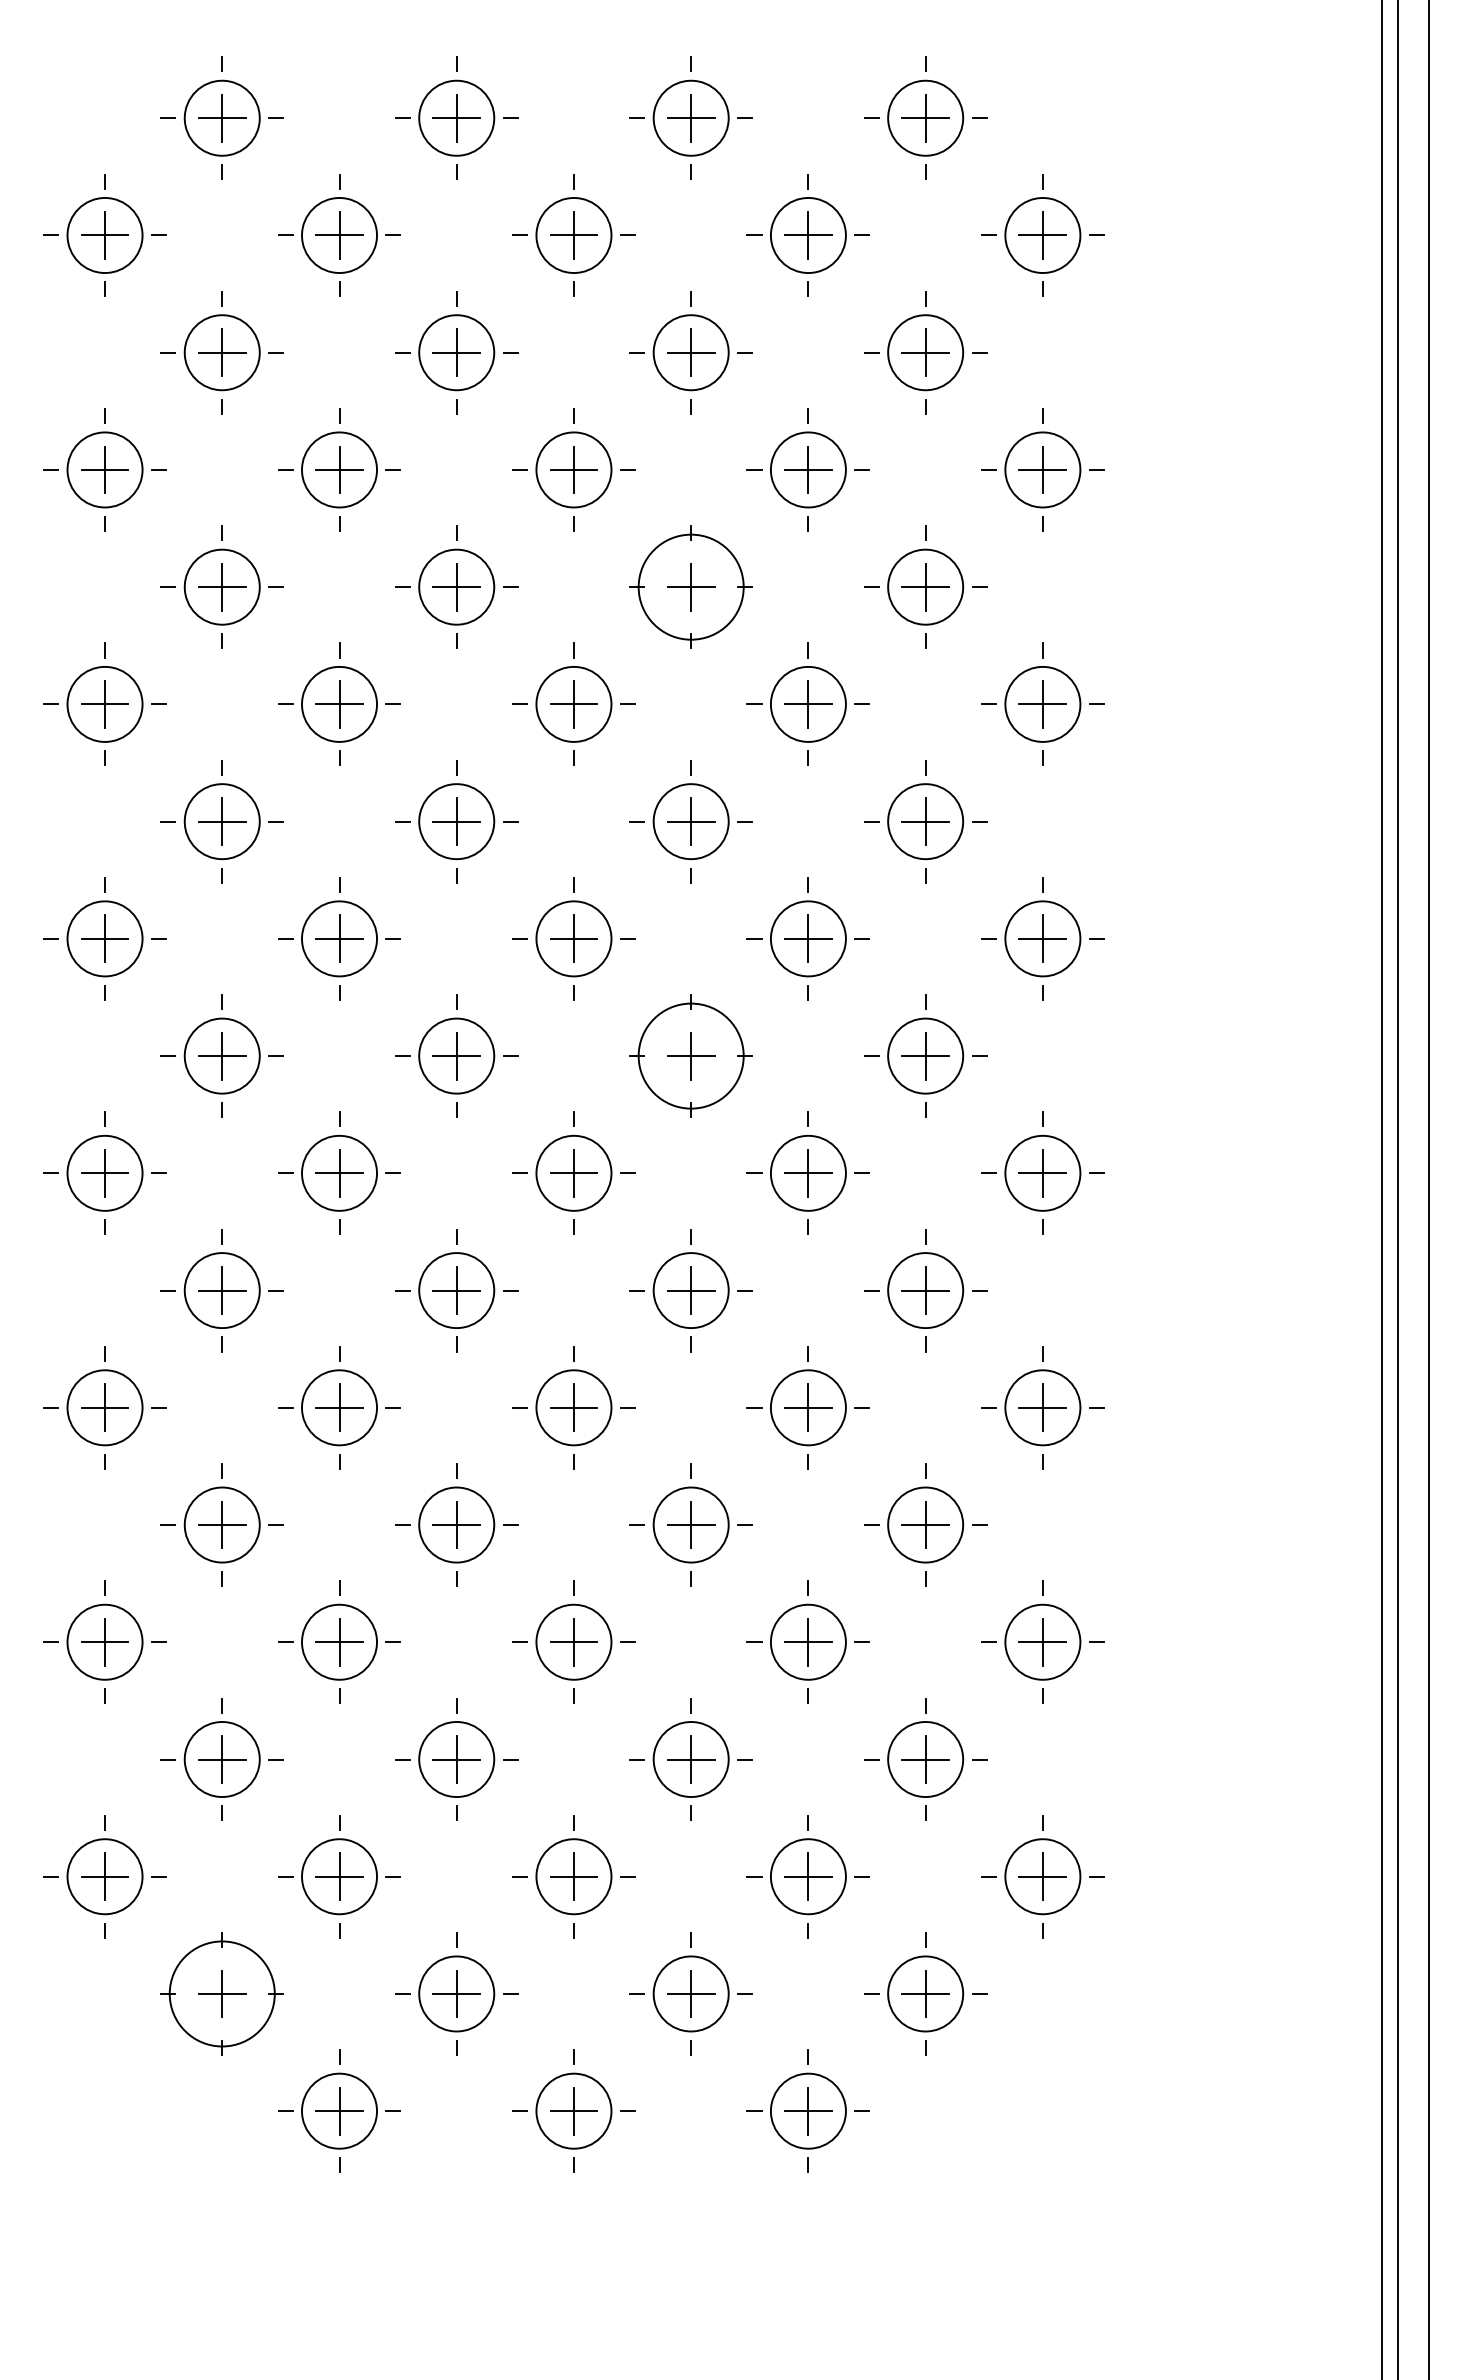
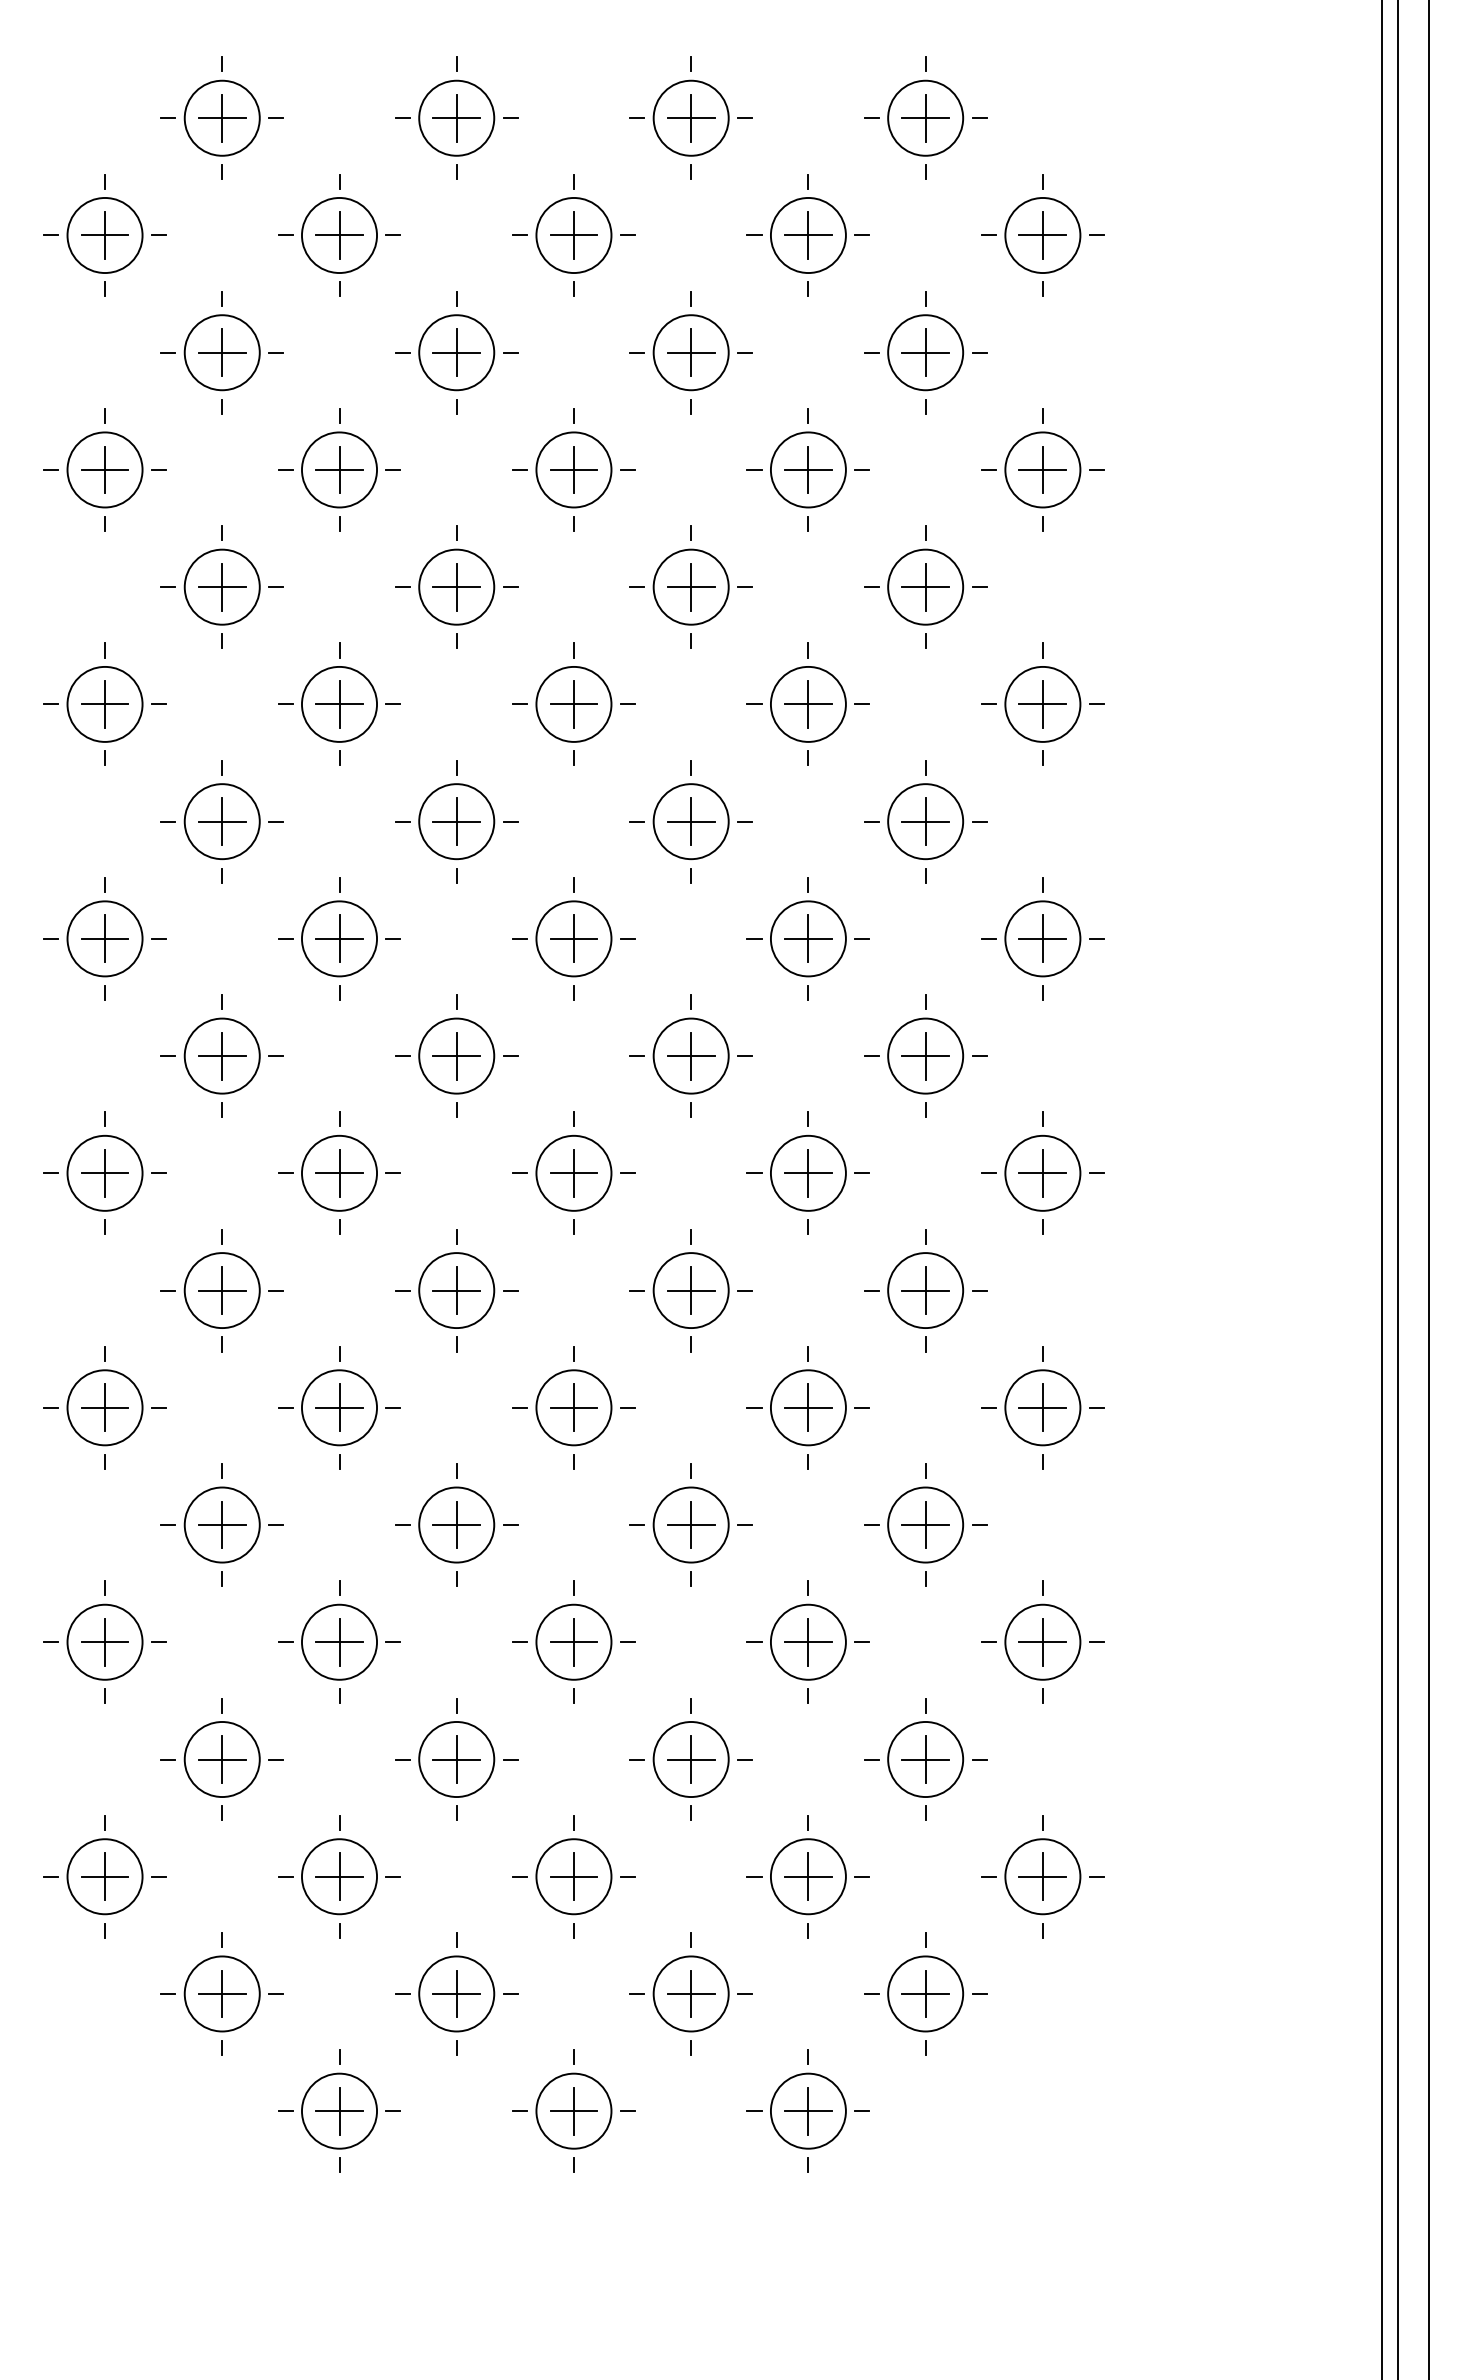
circle diameter: 105 px -> 75 px (690, 586)
circle diameter: 105 px -> 75 px (690, 1055)
circle diameter: 105 px -> 75 px (221, 1993)
